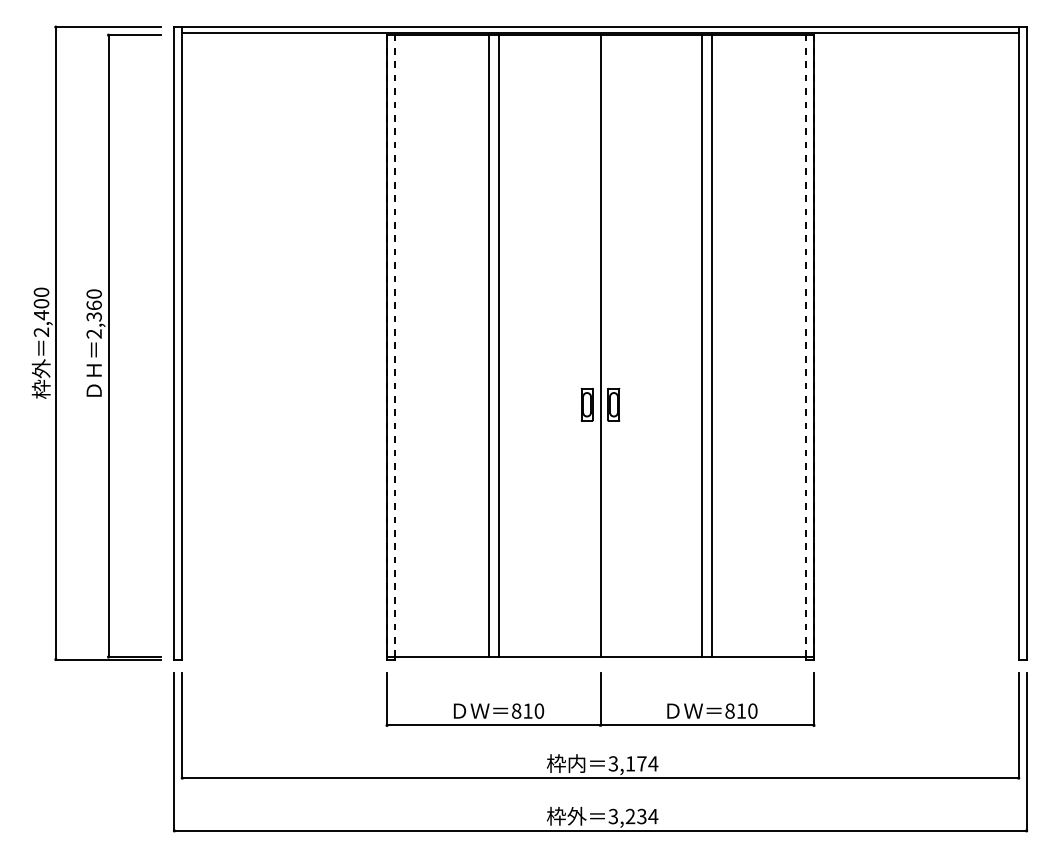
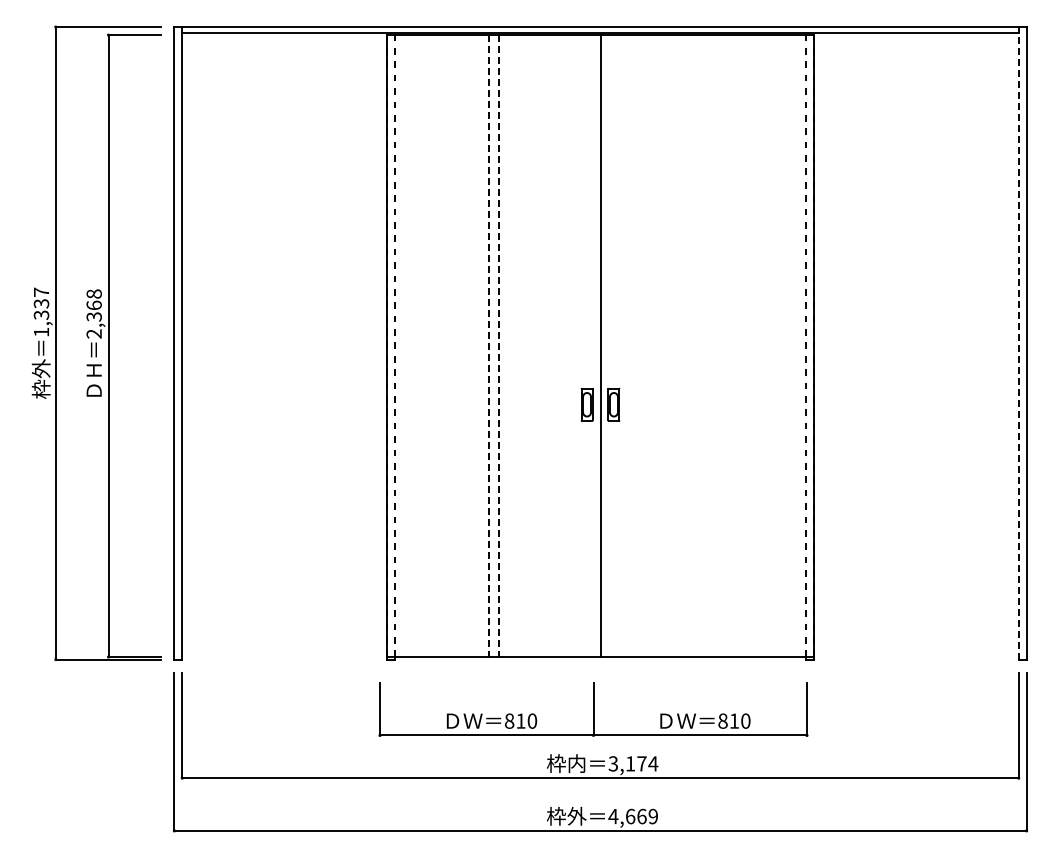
text: 2,360 -> 2,368 (94, 293)
text: 2,400 -> 1,337 (41, 311)
line: solid -> dashed (1018, 342)
line: solid -> dashed (488, 346)
line: solid -> dashed (498, 346)
line: present -> none (702, 346)
line: present -> none (712, 346)
part position: (600, 699) -> (593, 709) (593, 709)
text: 3,234 -> 4,669 (633, 816)
